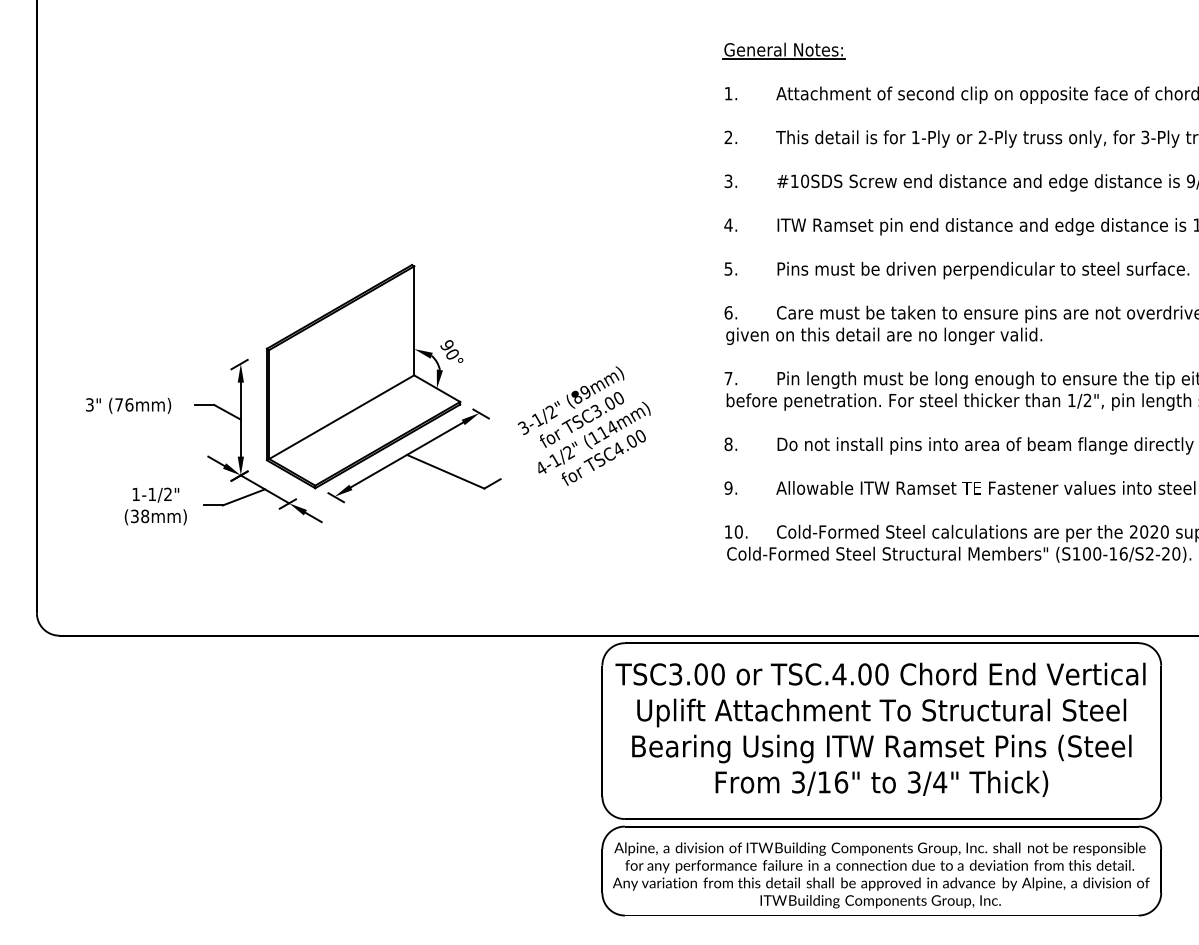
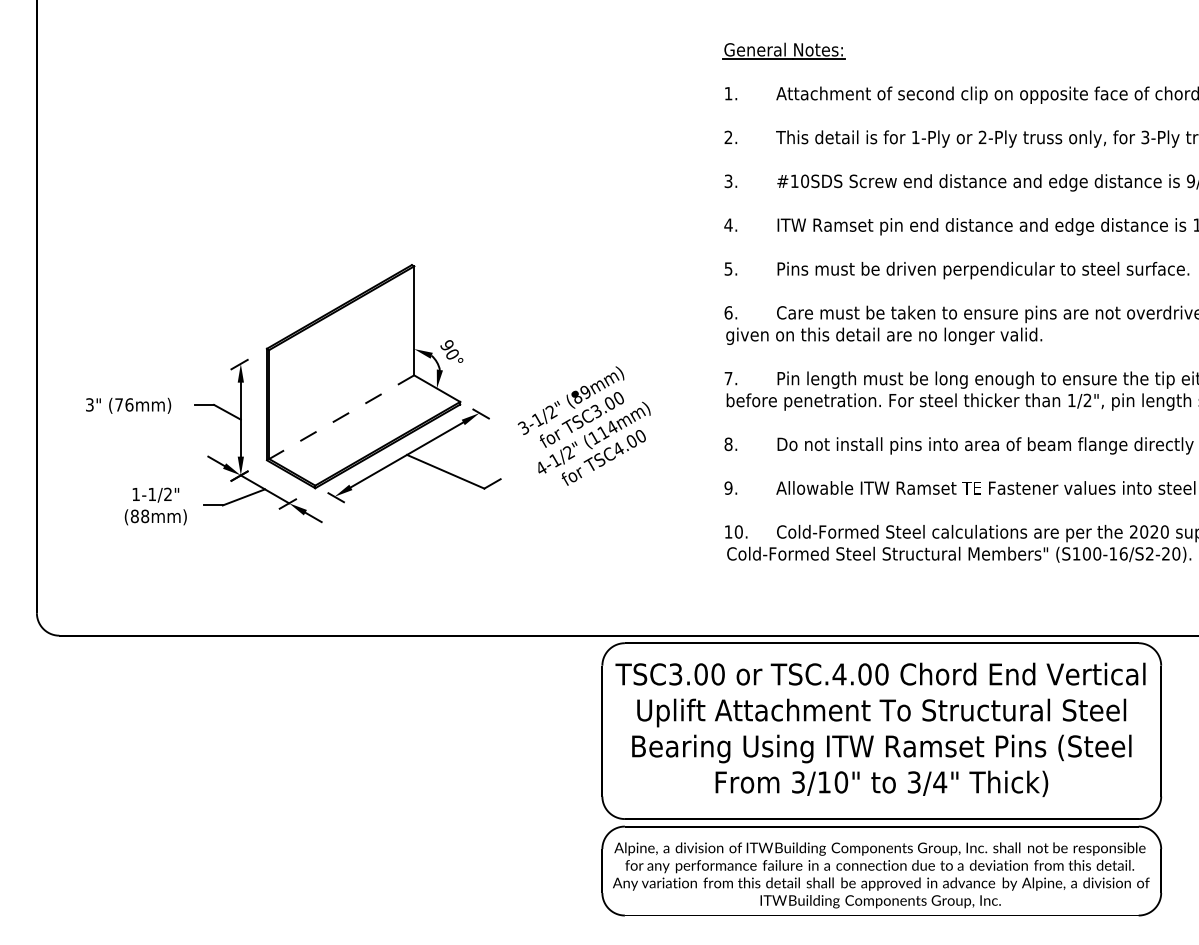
line: solid -> dashed (341, 417)
text: (38mm) -> (88mm) (134, 516)
text: 3/16" -> 3/10" (841, 782)
